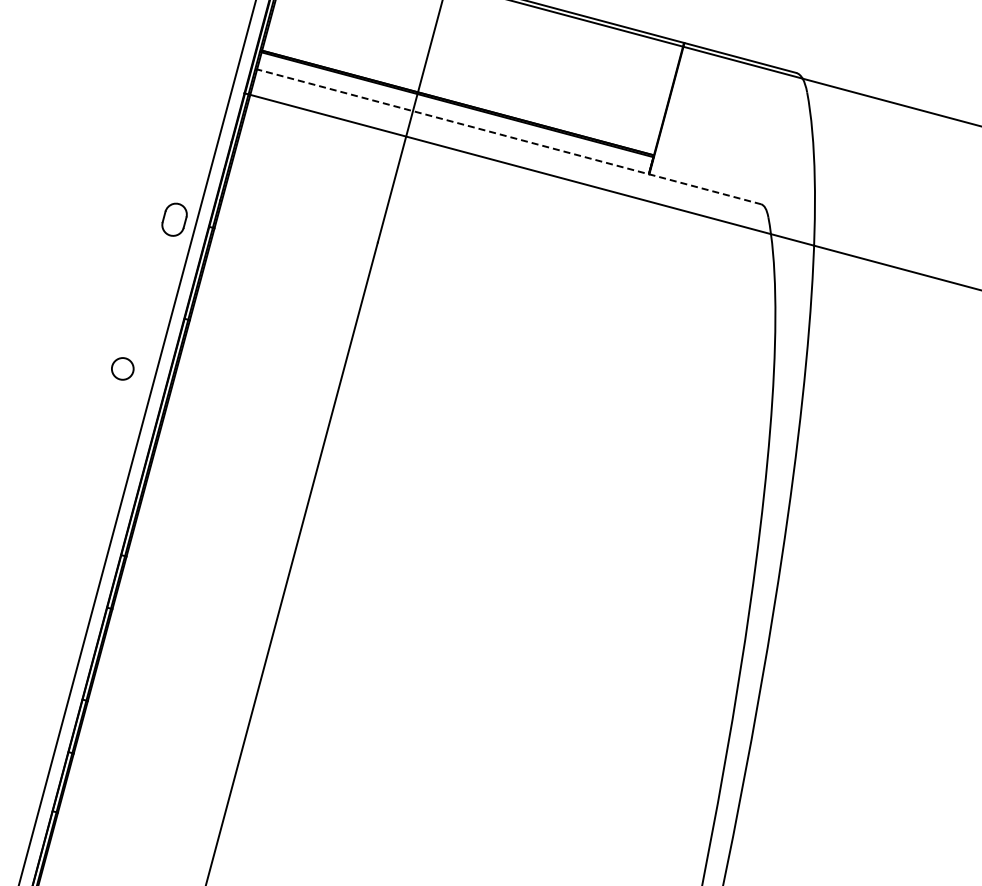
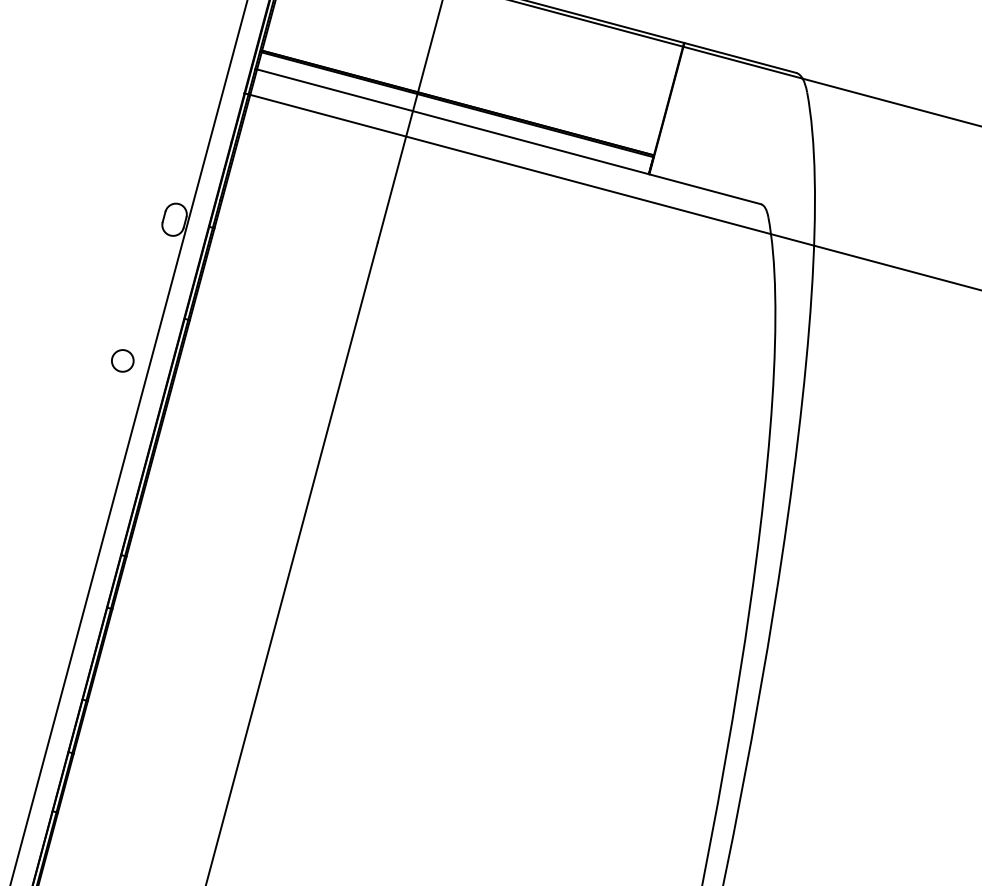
line: dashed -> solid (508, 136)
circle position: (122, 368) -> (122, 360) (122, 360)
line position: (137, 442) -> (128, 442) (128, 442)
